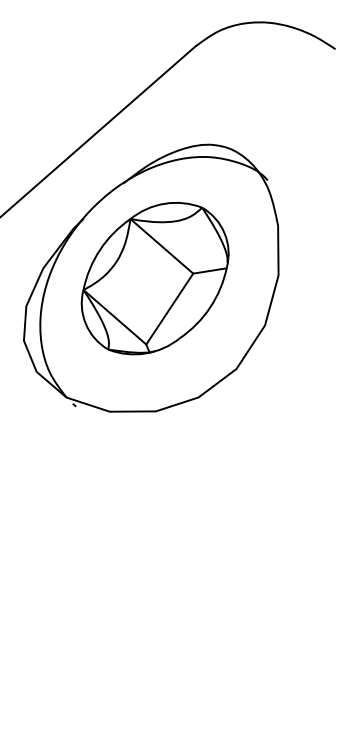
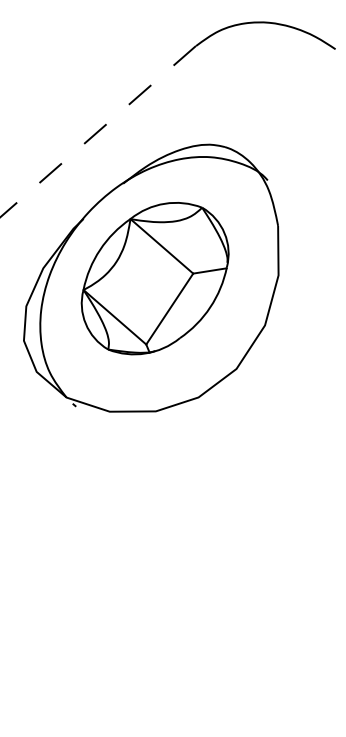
line: solid -> dashed (98, 131)
